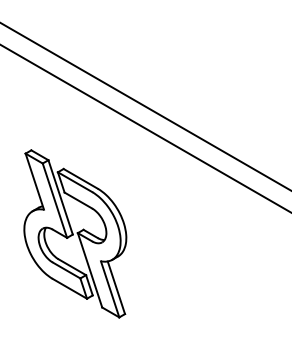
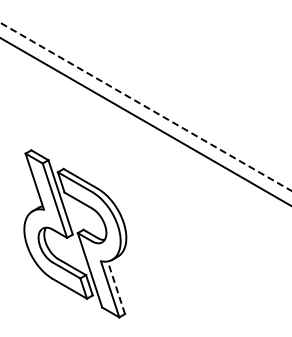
line: solid -> dashed (145, 106)
line position: (145, 127) -> (145, 121) (145, 121)
line: solid -> dashed (116, 287)
